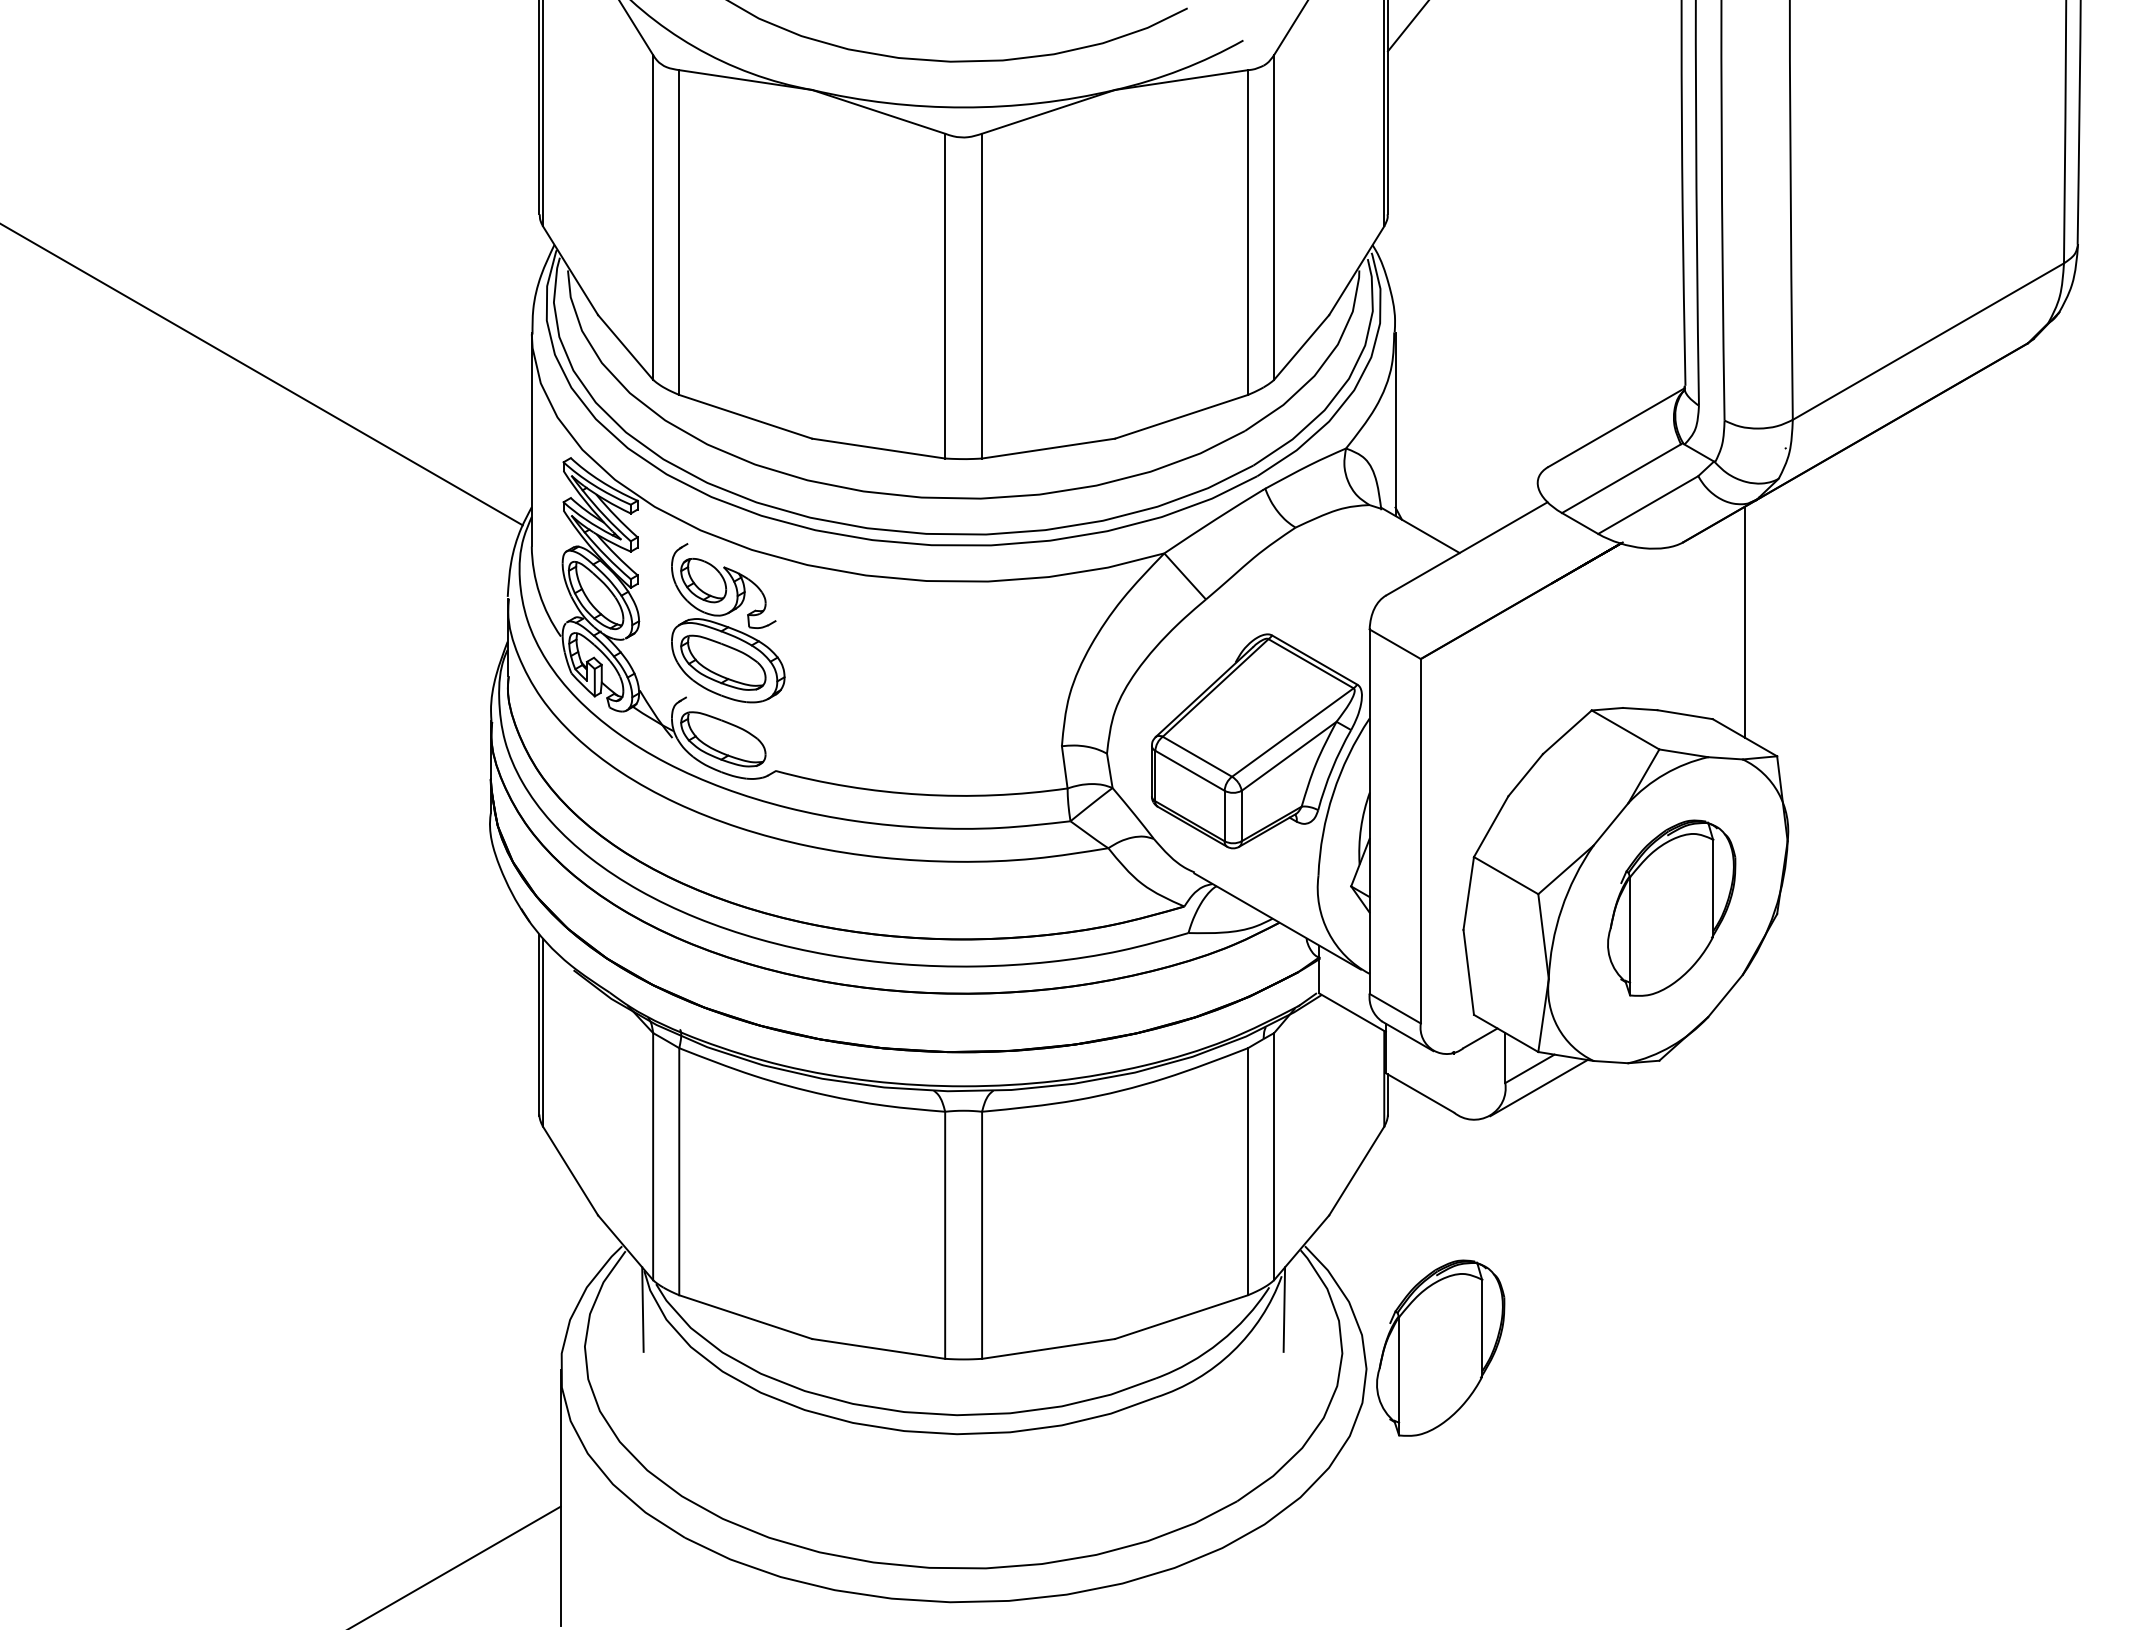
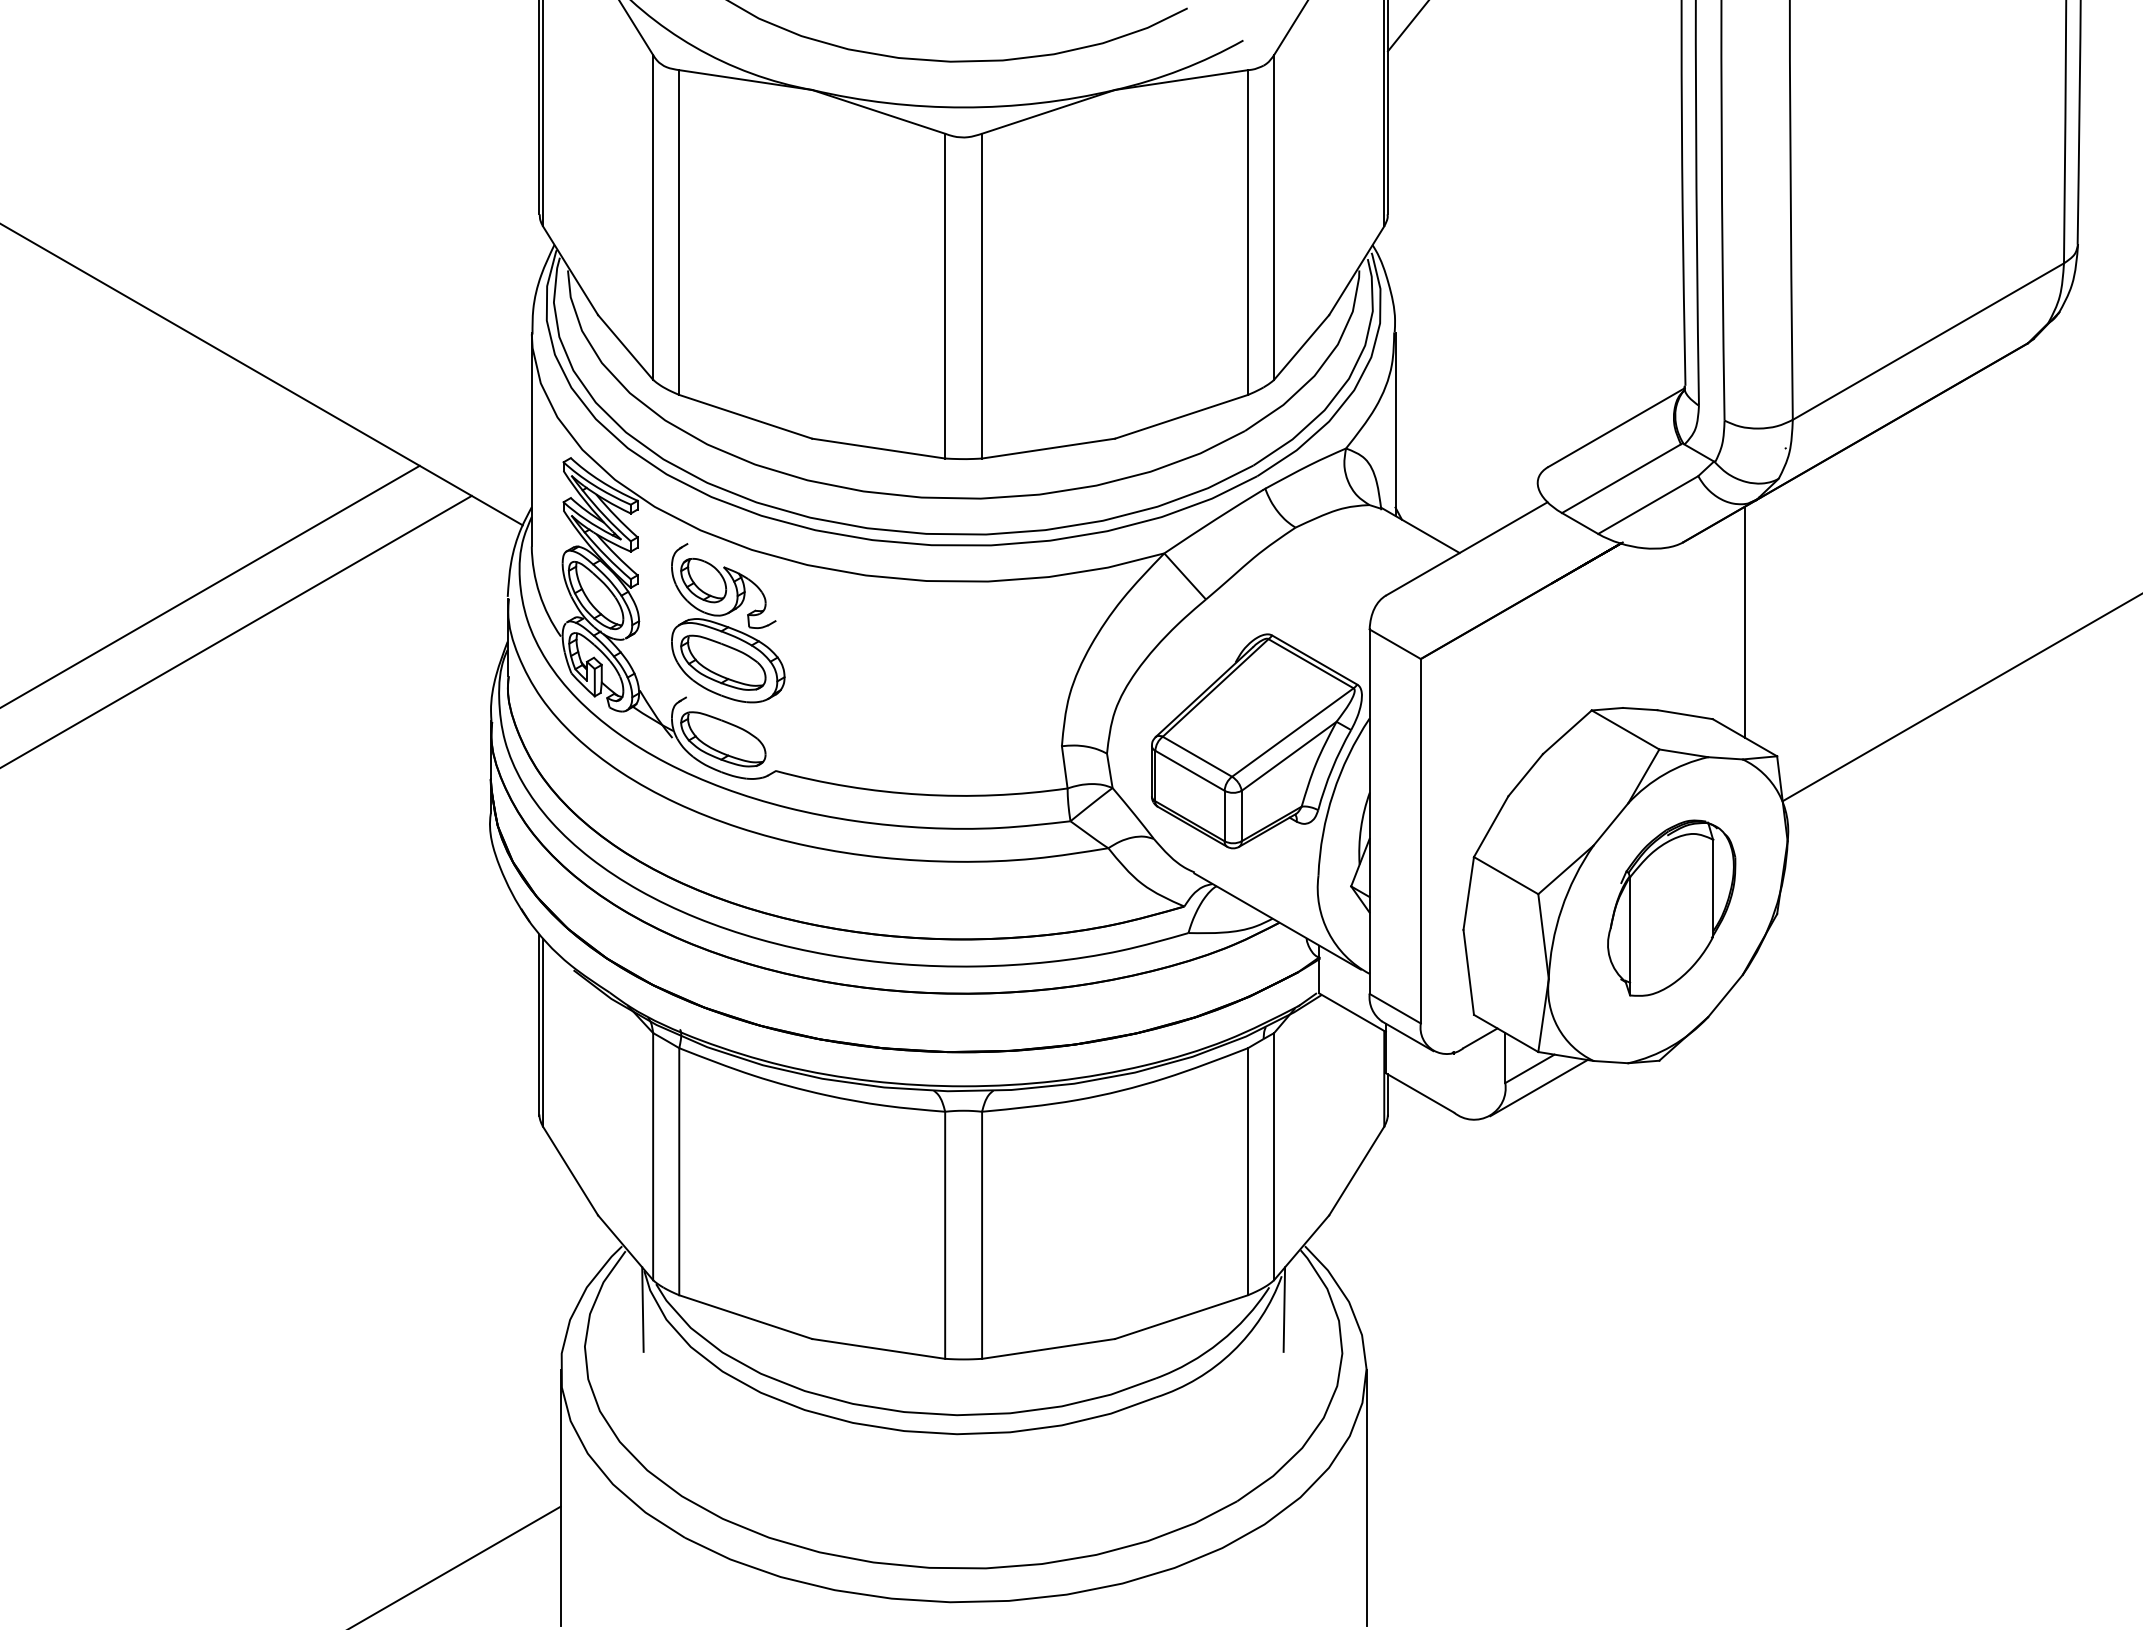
line: none -> present (210, 585)
line: none -> present (236, 630)
line: none -> present (1960, 698)
part: present -> none (1440, 1347)
line: none -> present (1366, 1497)
